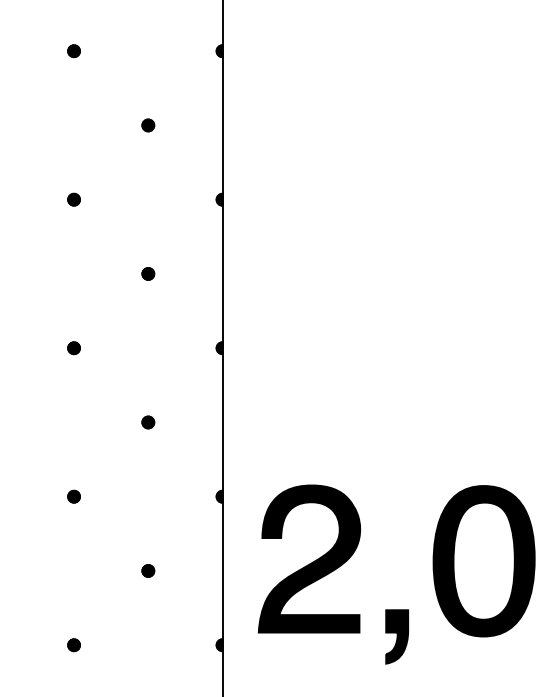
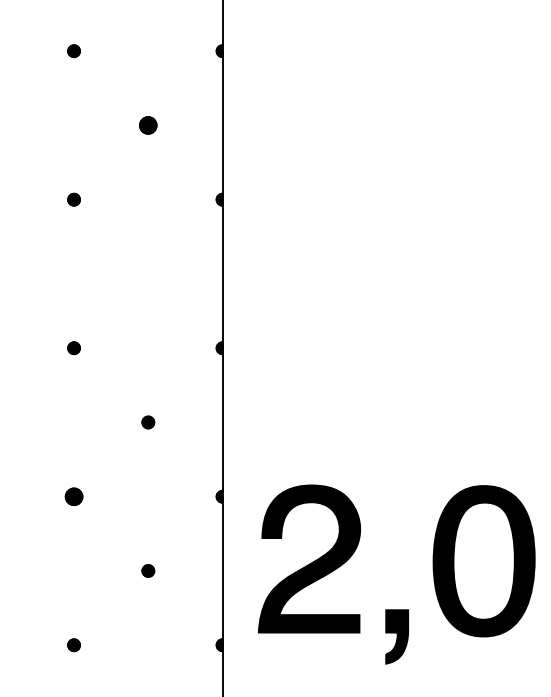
part size: 15x15 px -> 19x19 px (148, 125)
part: present -> none (148, 273)
part size: 14x15 px -> 20x20 px (73, 496)
